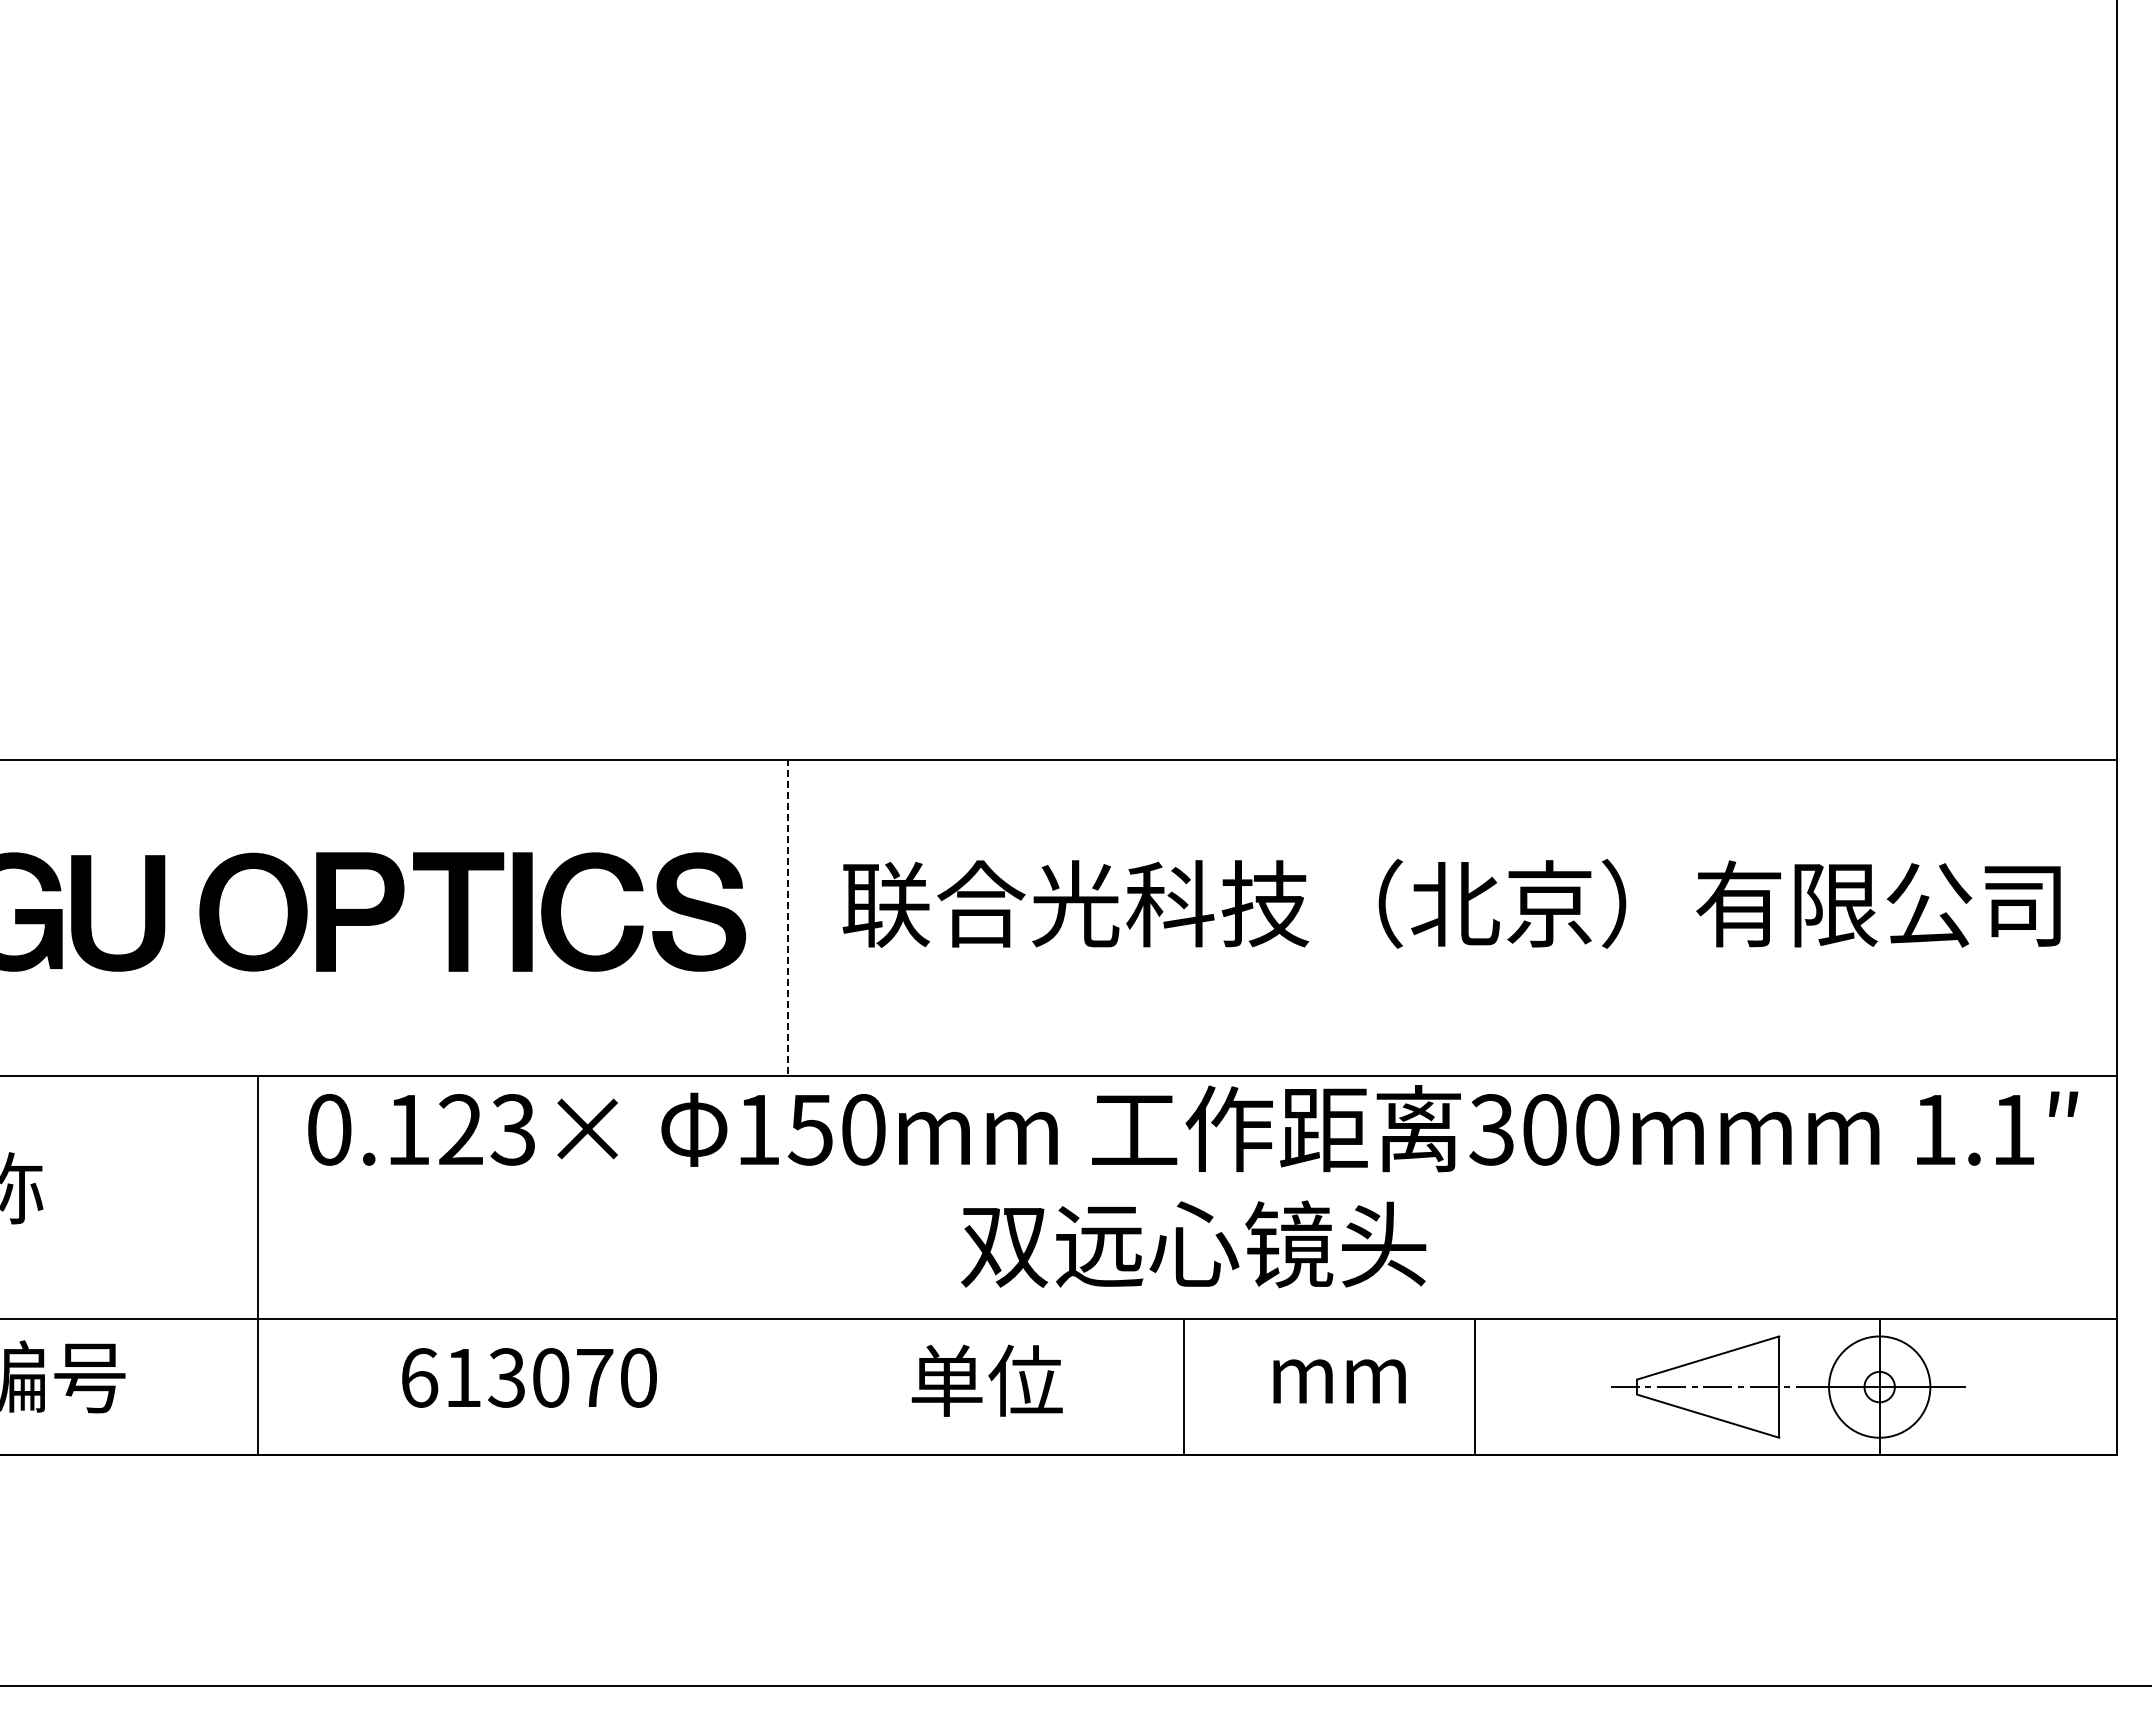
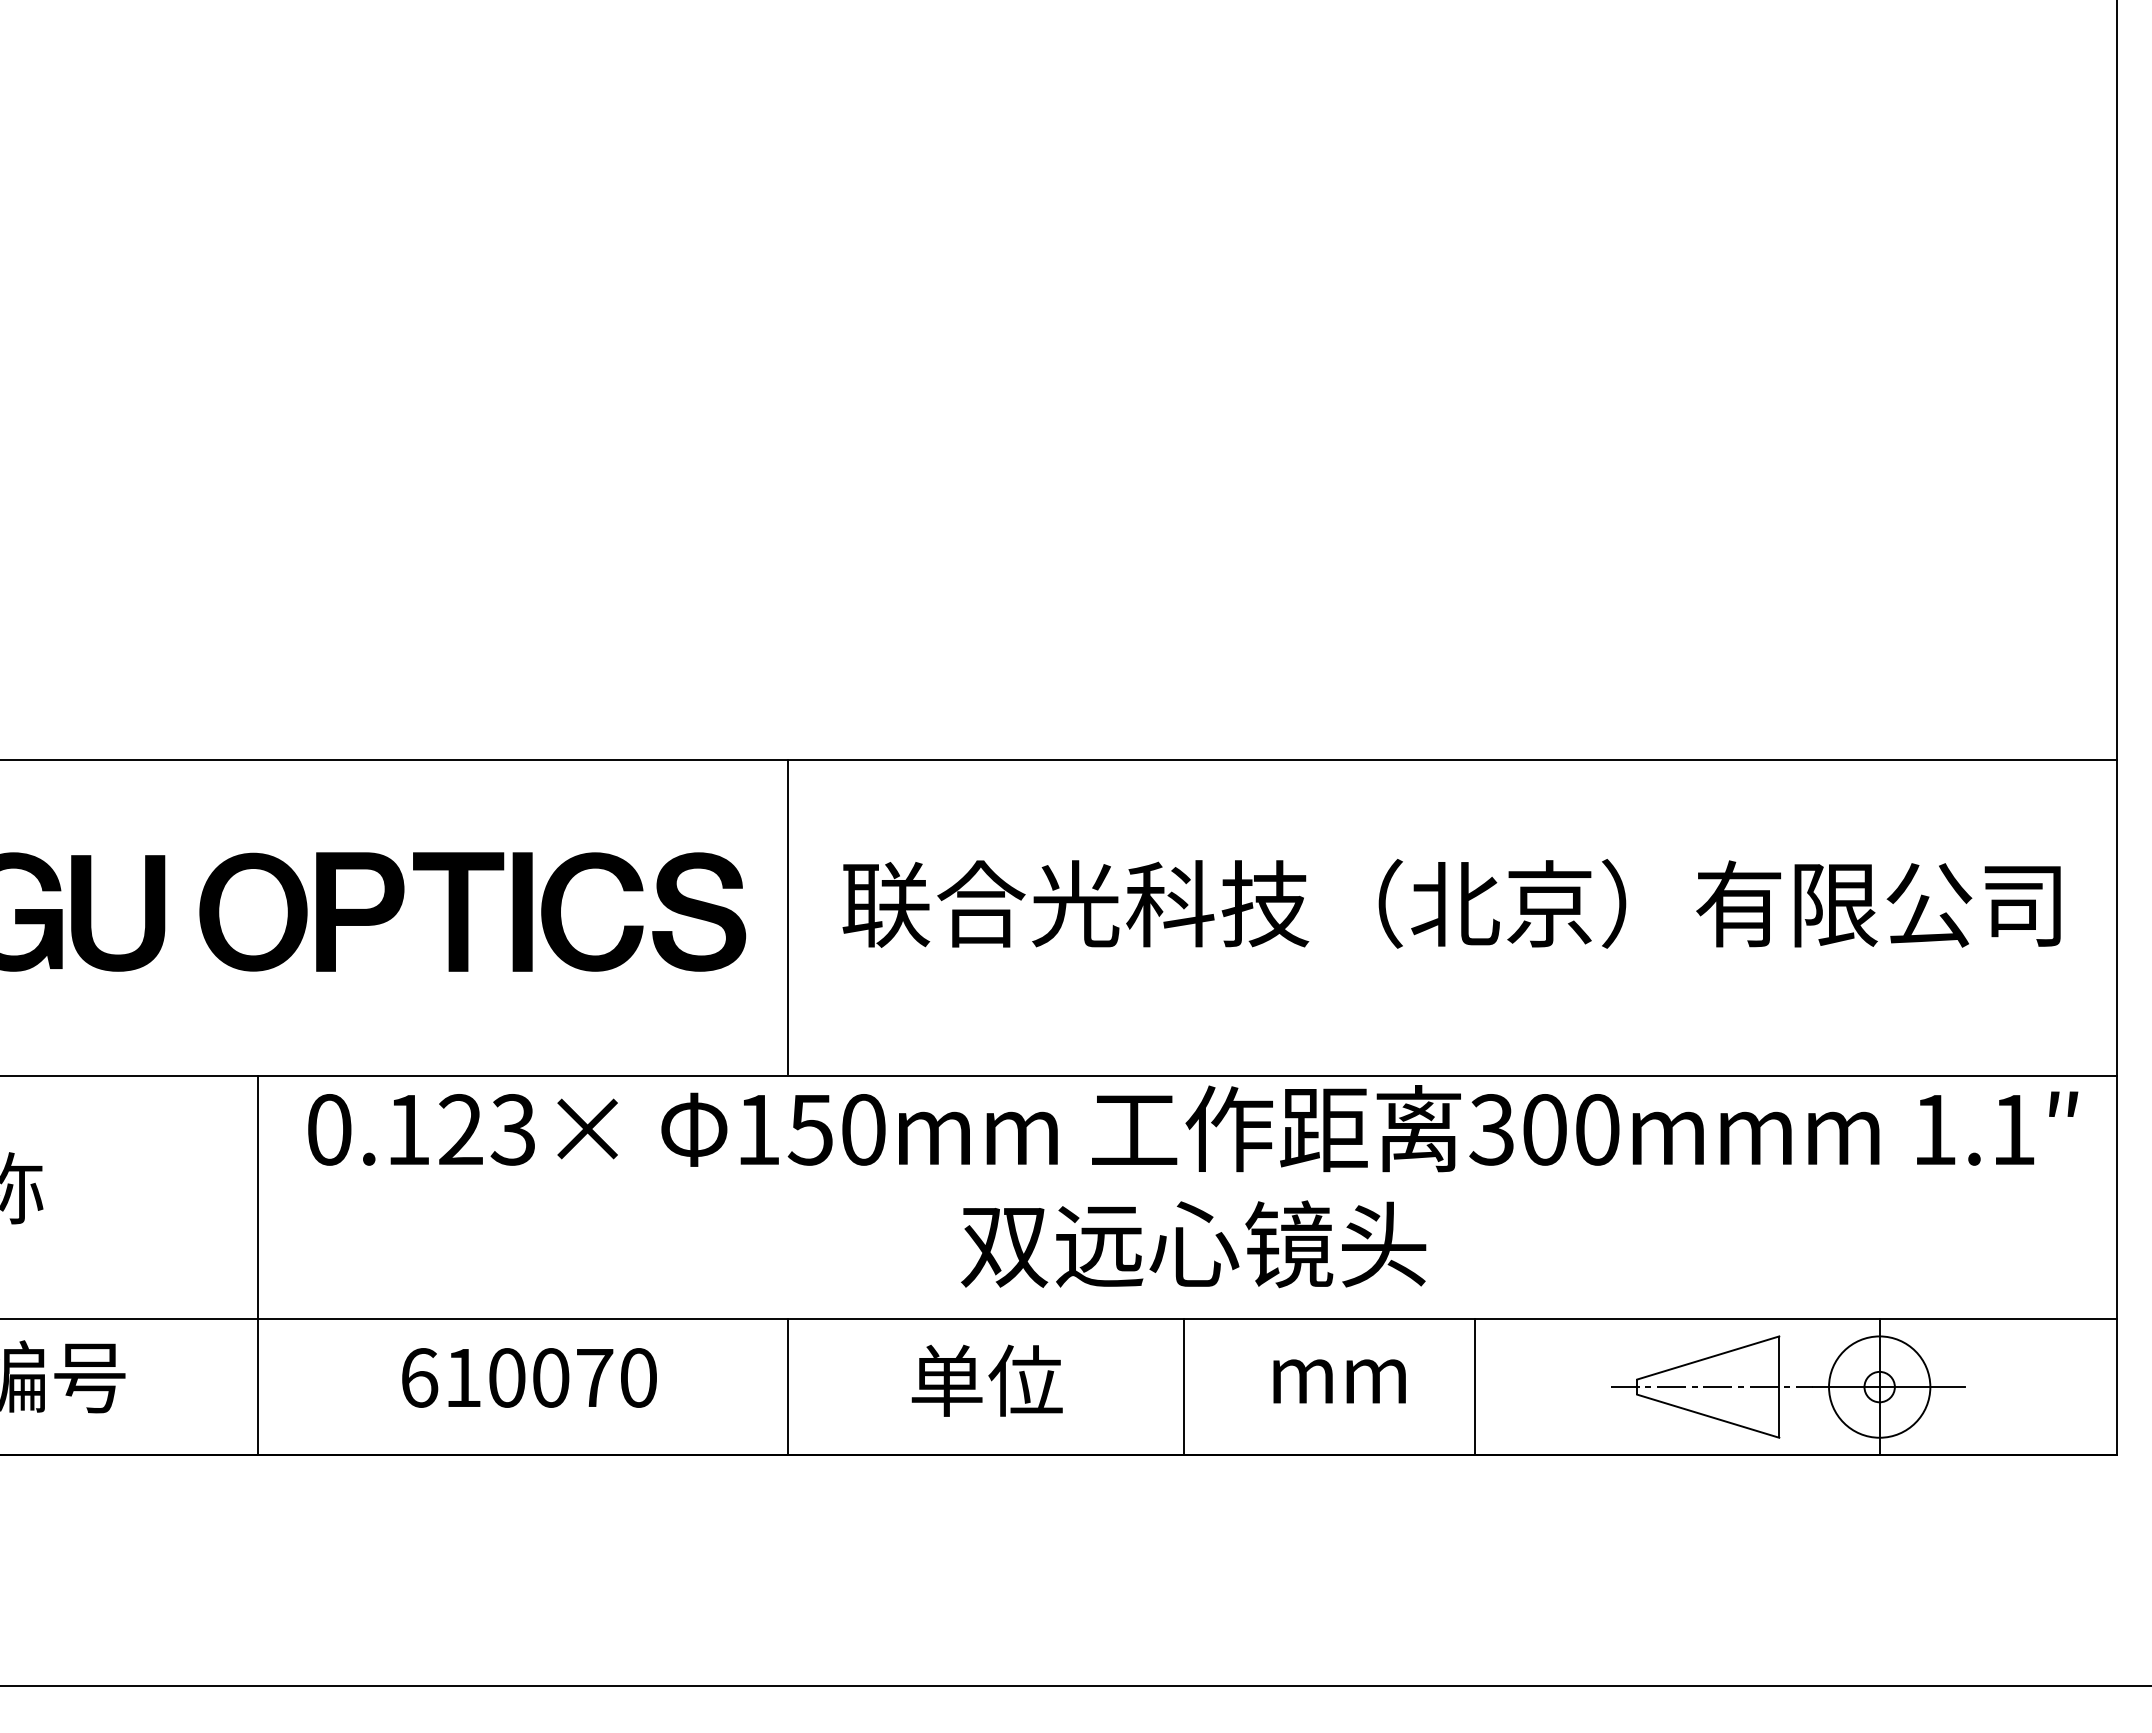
line: dashed -> solid (788, 916)
text: 613070 -> 610070 (506, 1377)
line: none -> present (788, 1386)
